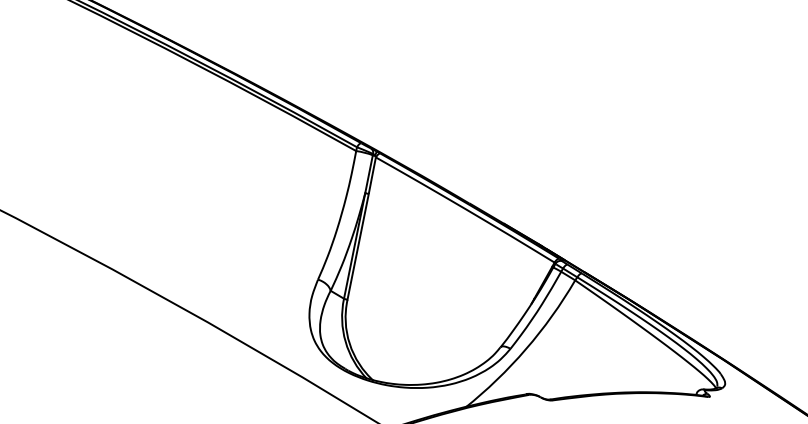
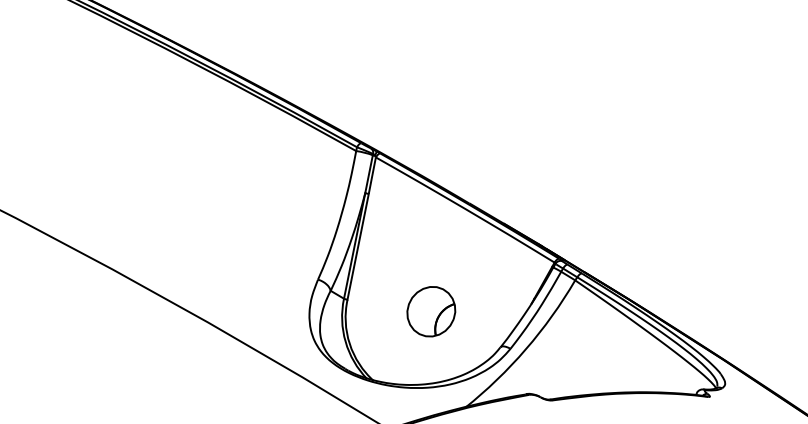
part: none -> present (431, 311)
